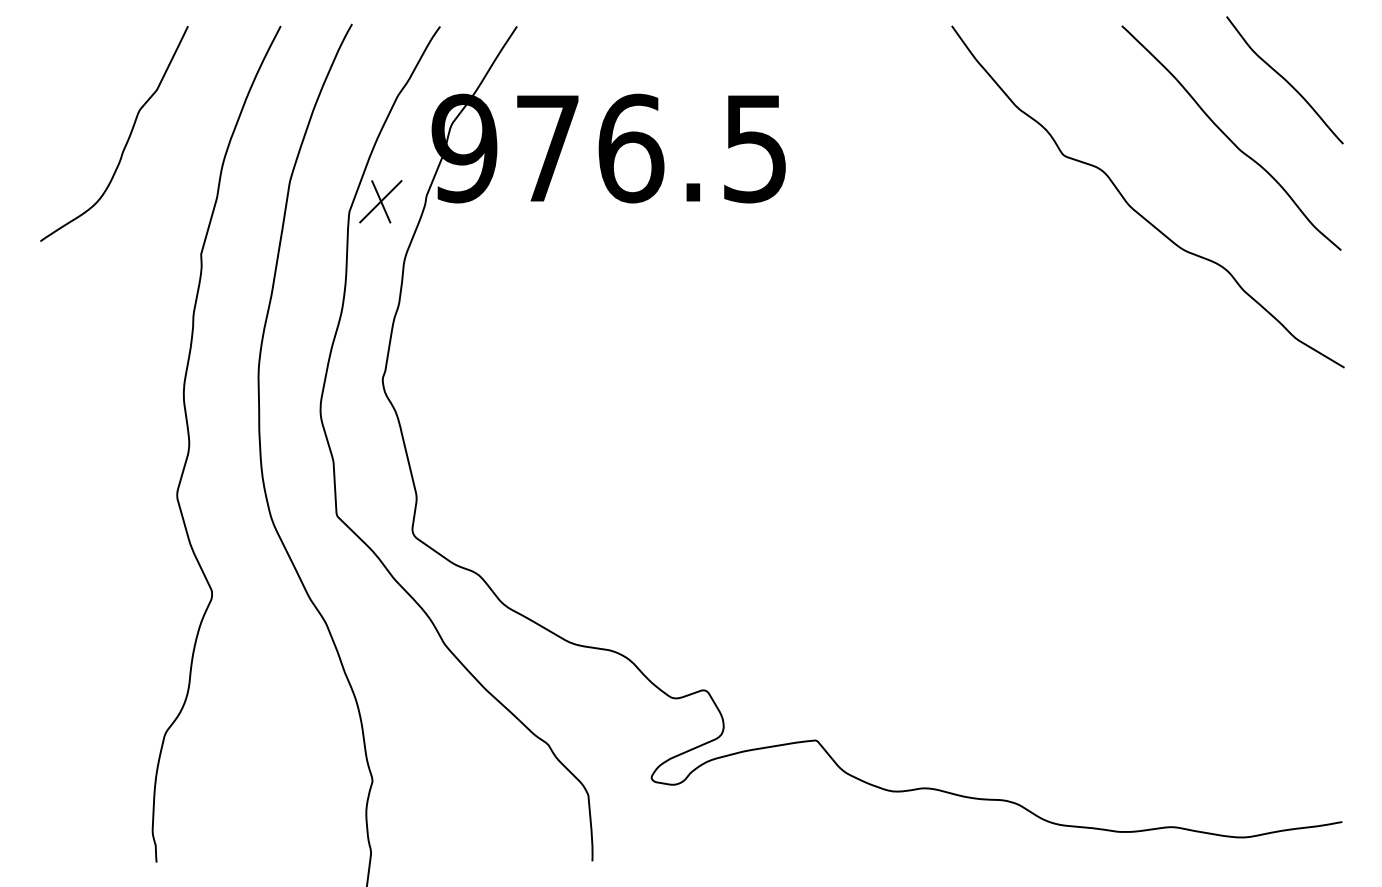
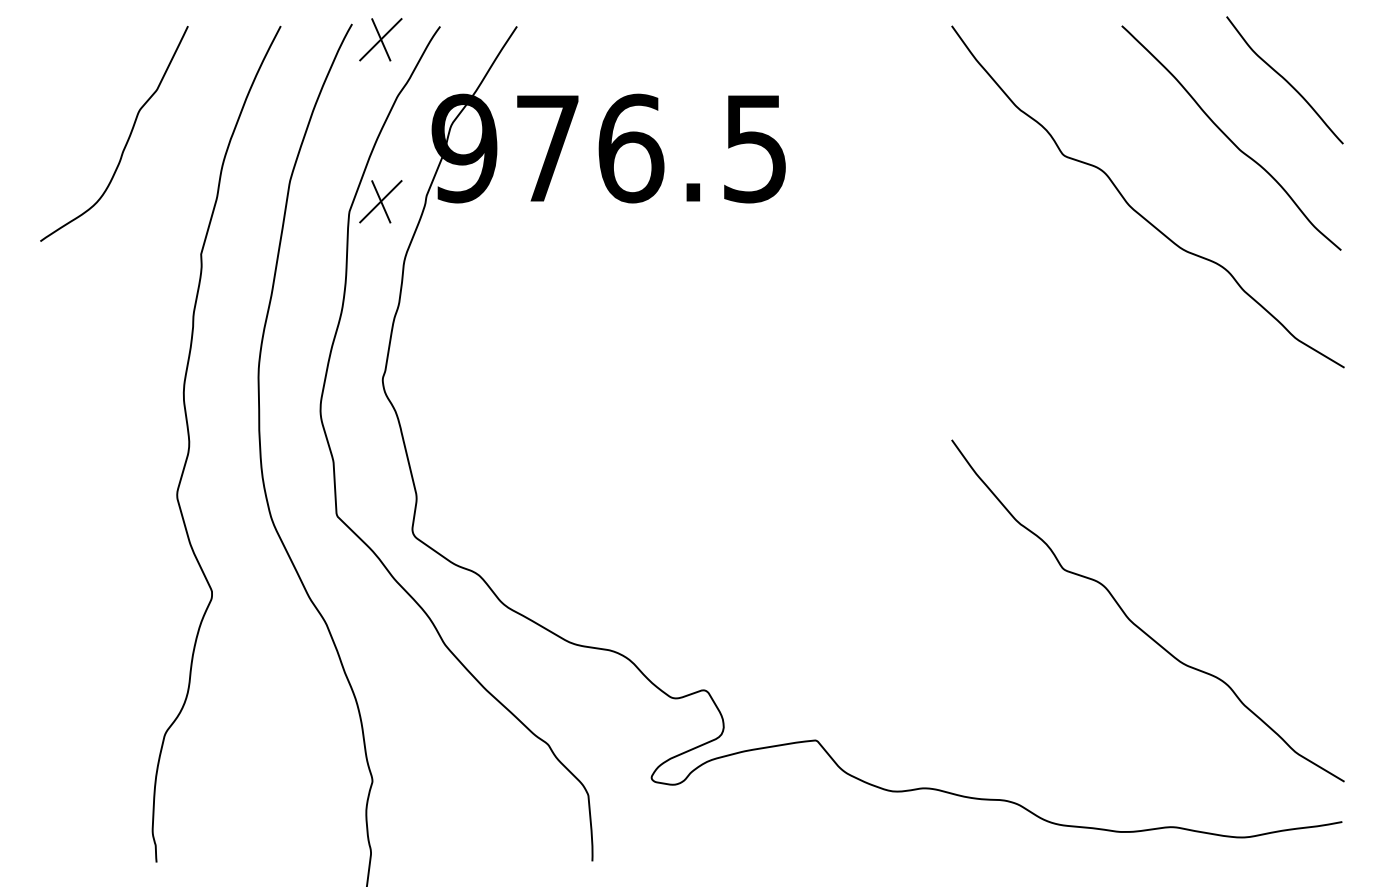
part: none -> present (380, 39)
curve: none -> present (1135, 623)
